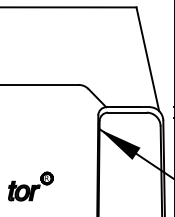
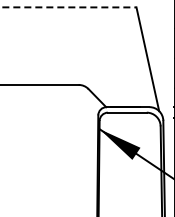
line: solid -> dashed (68, 7)
part: present -> none (30, 186)
